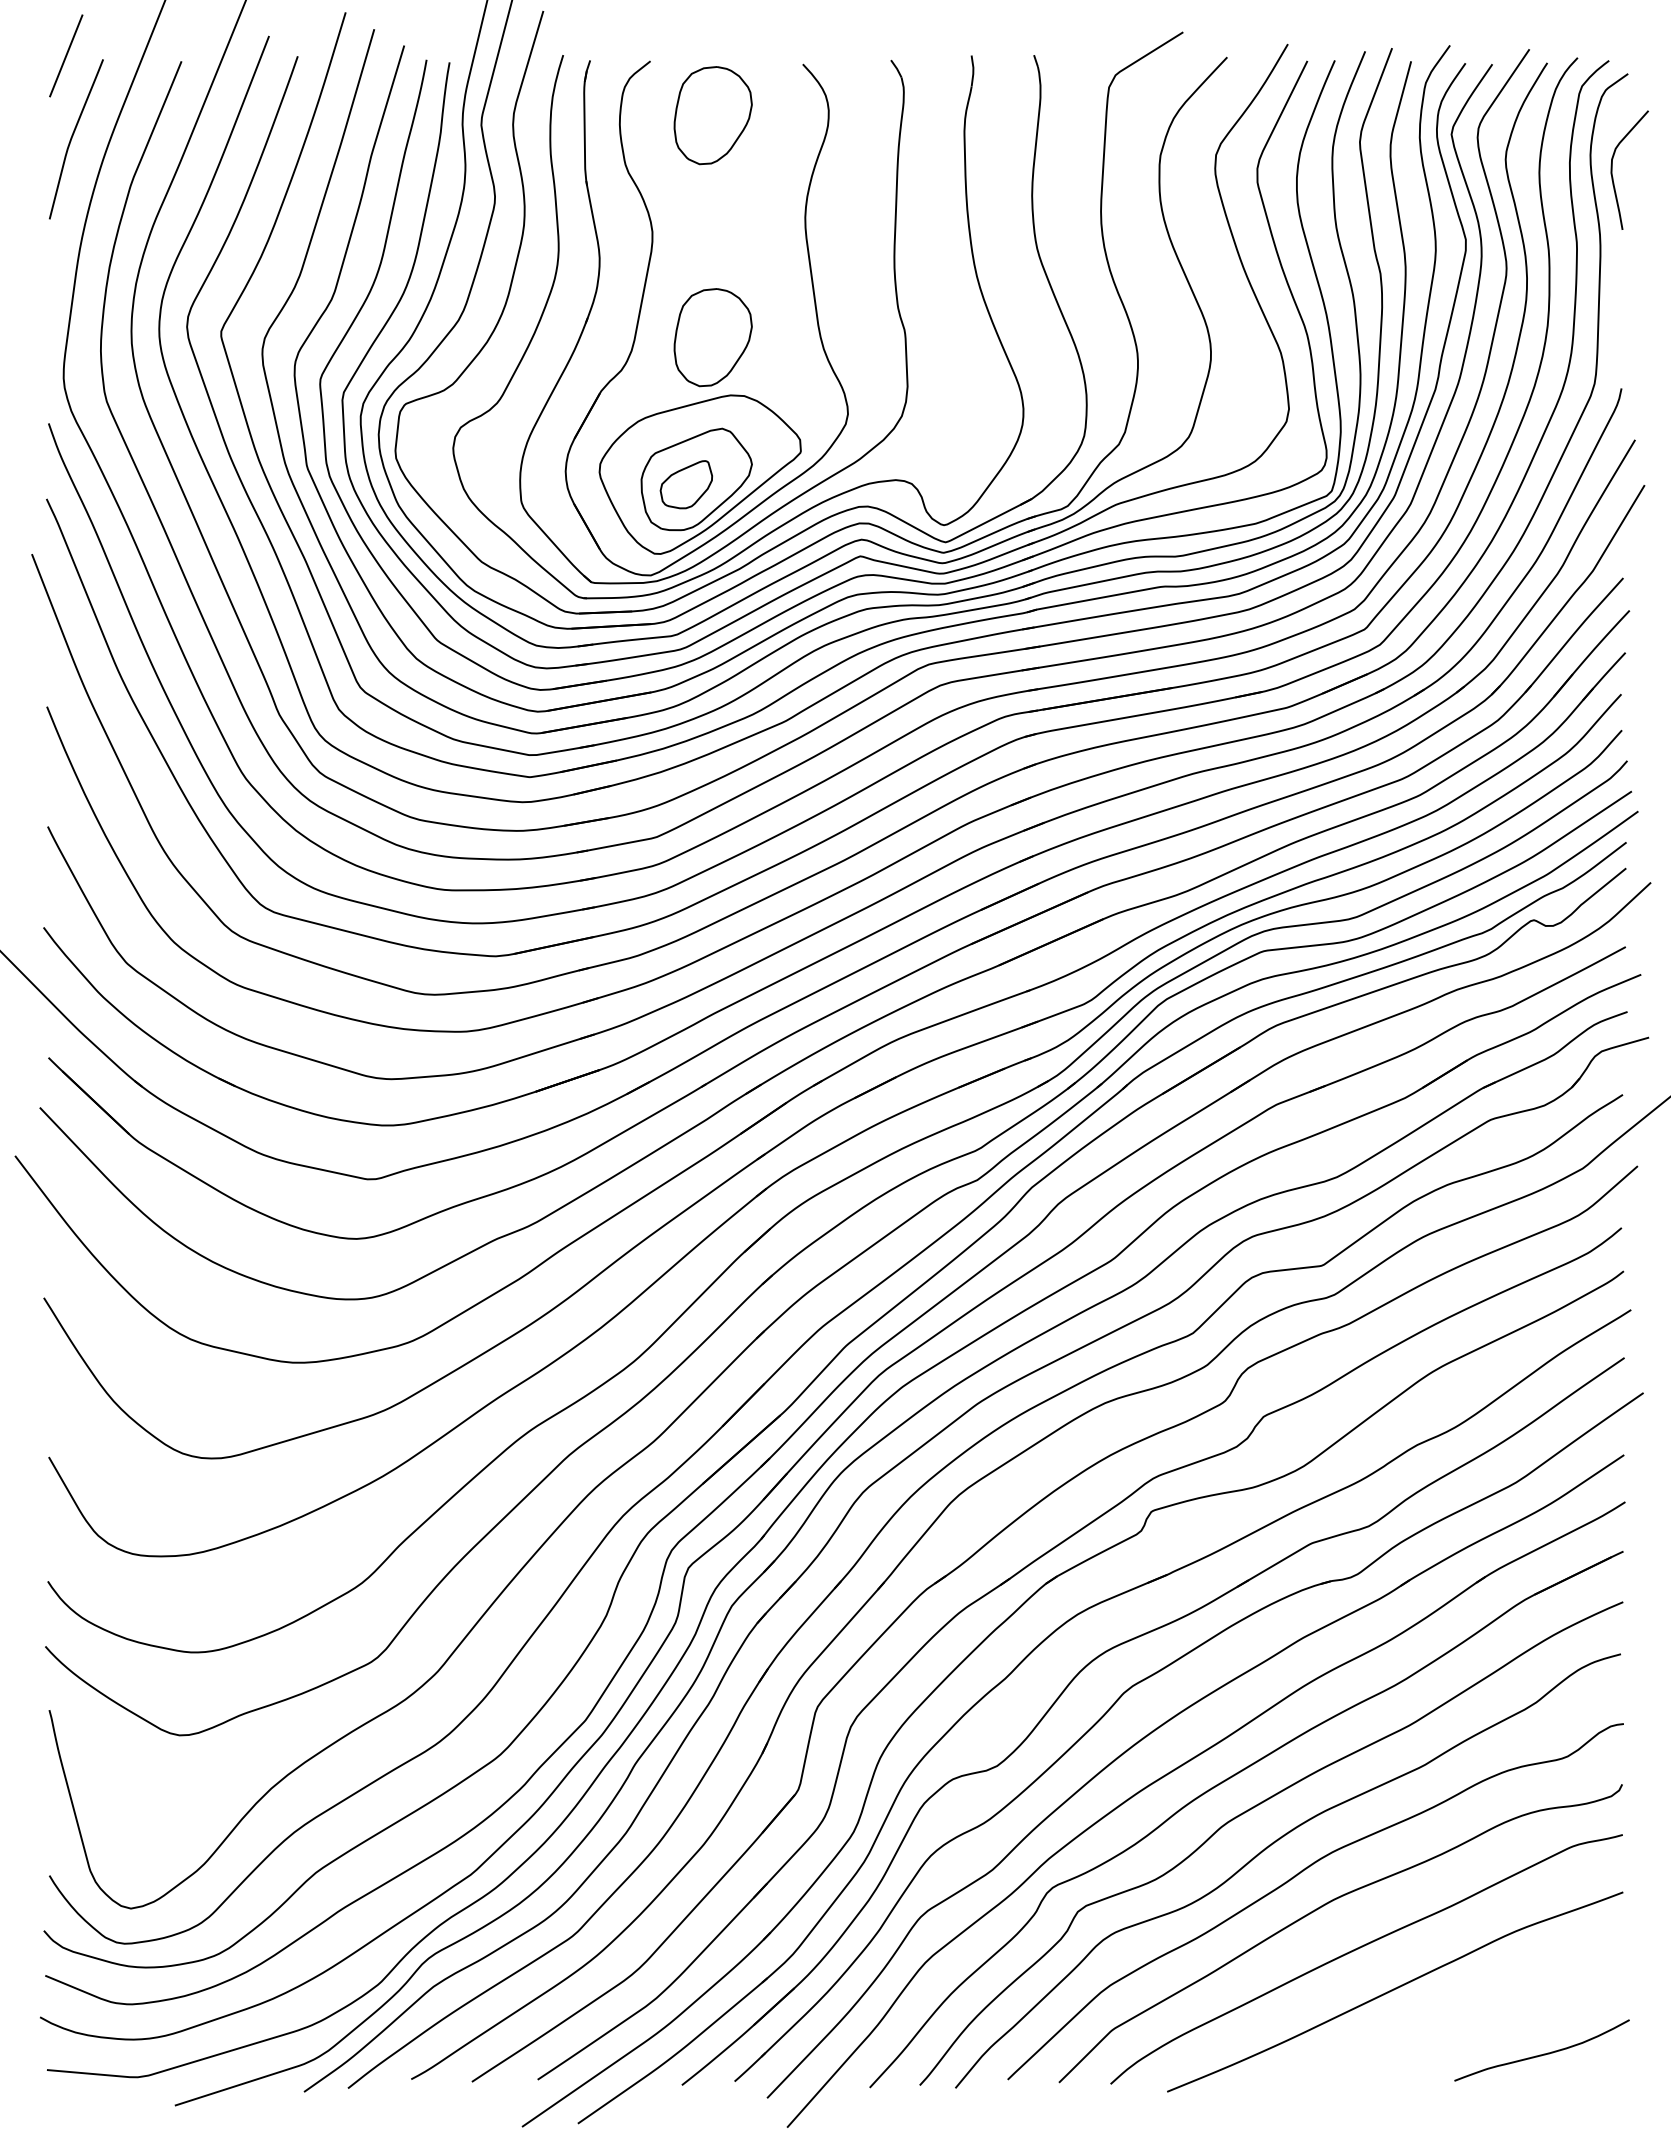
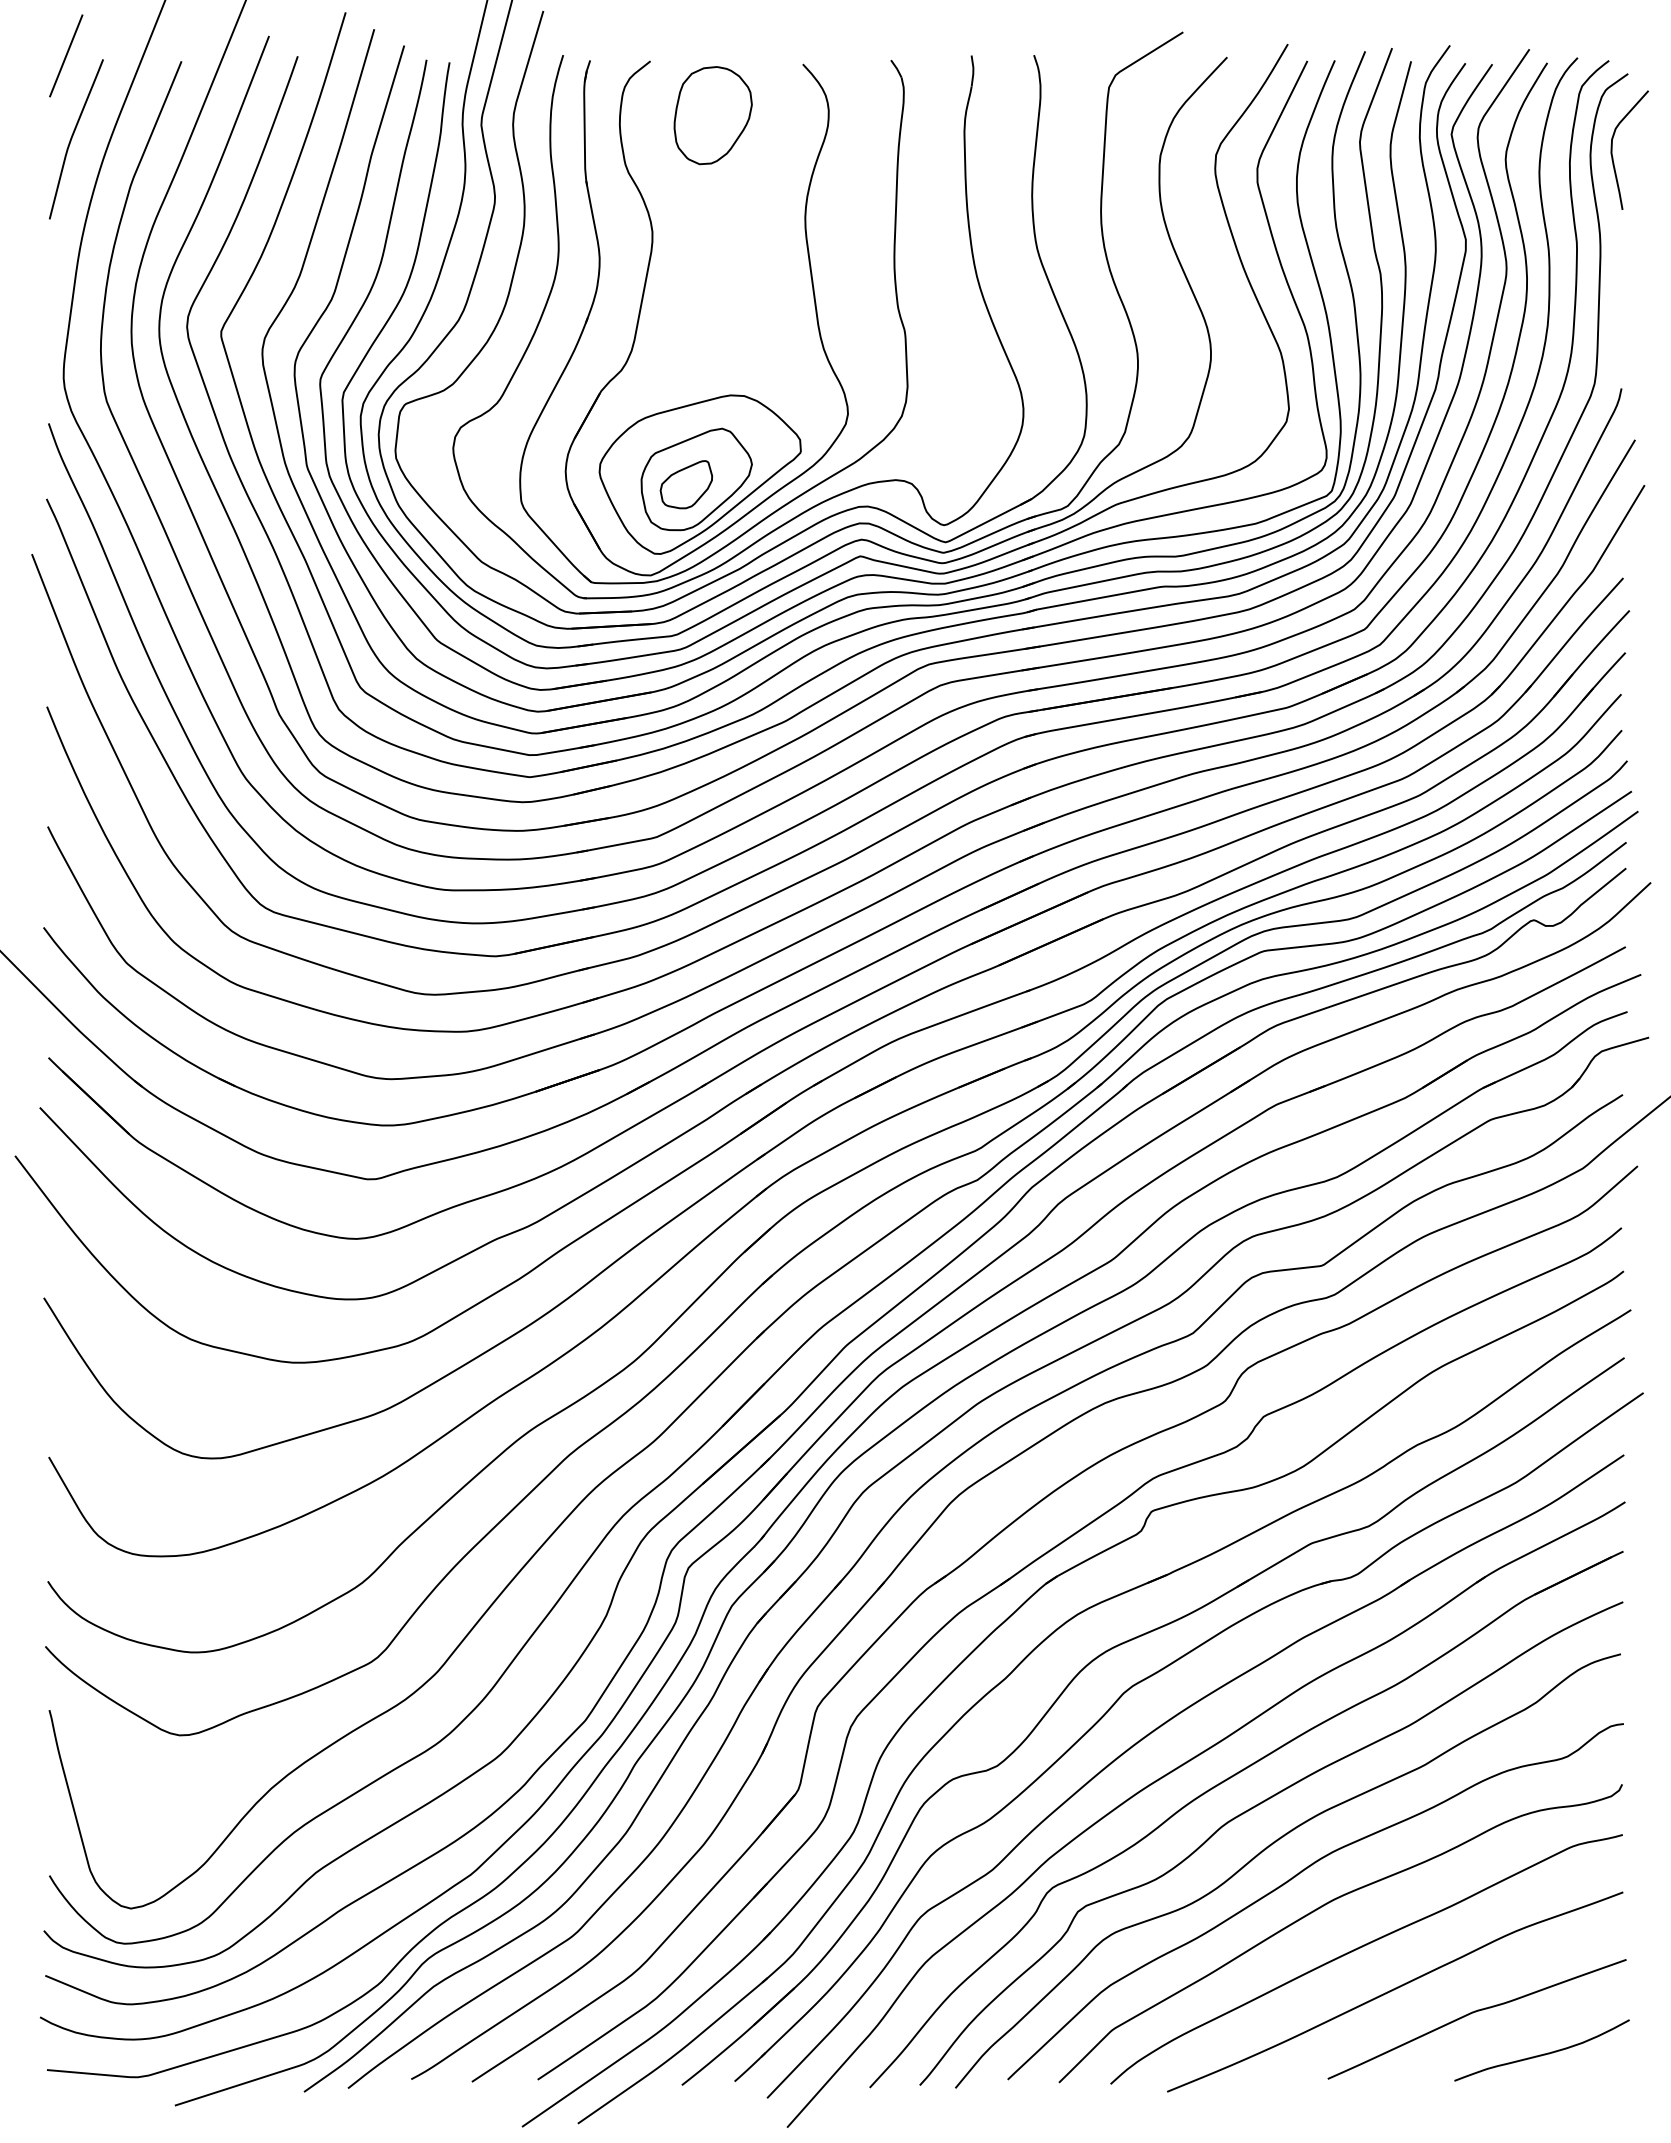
curve position: (1612, 169) -> (1612, 149) (1612, 149)
part: present -> none (712, 337)
curve: none -> present (1473, 2013)
